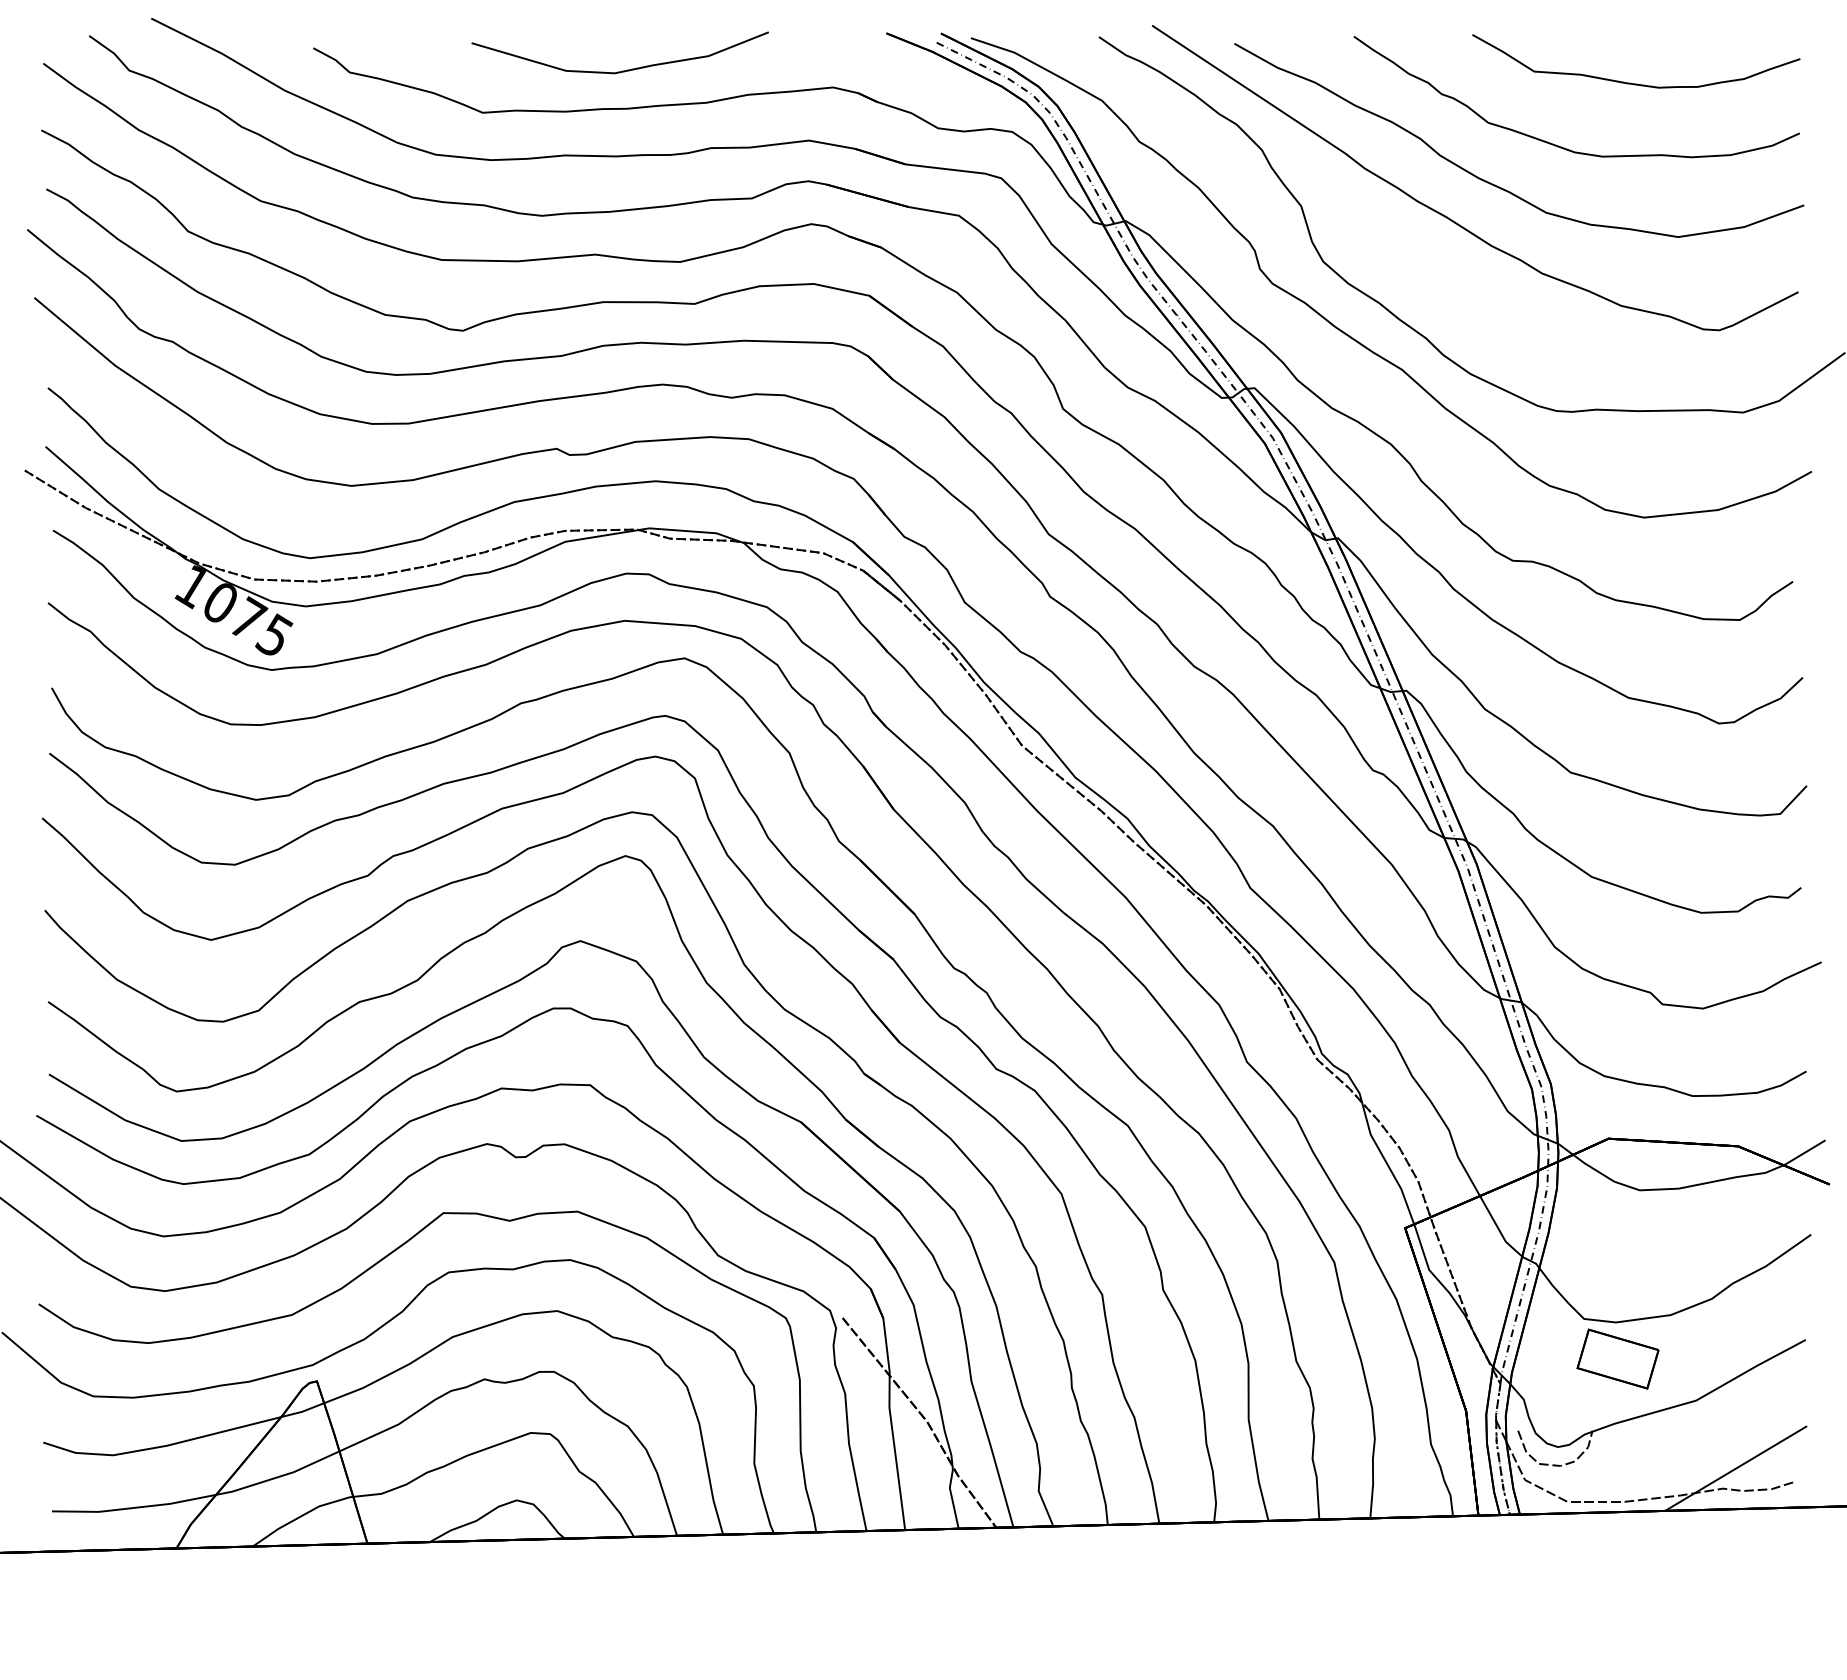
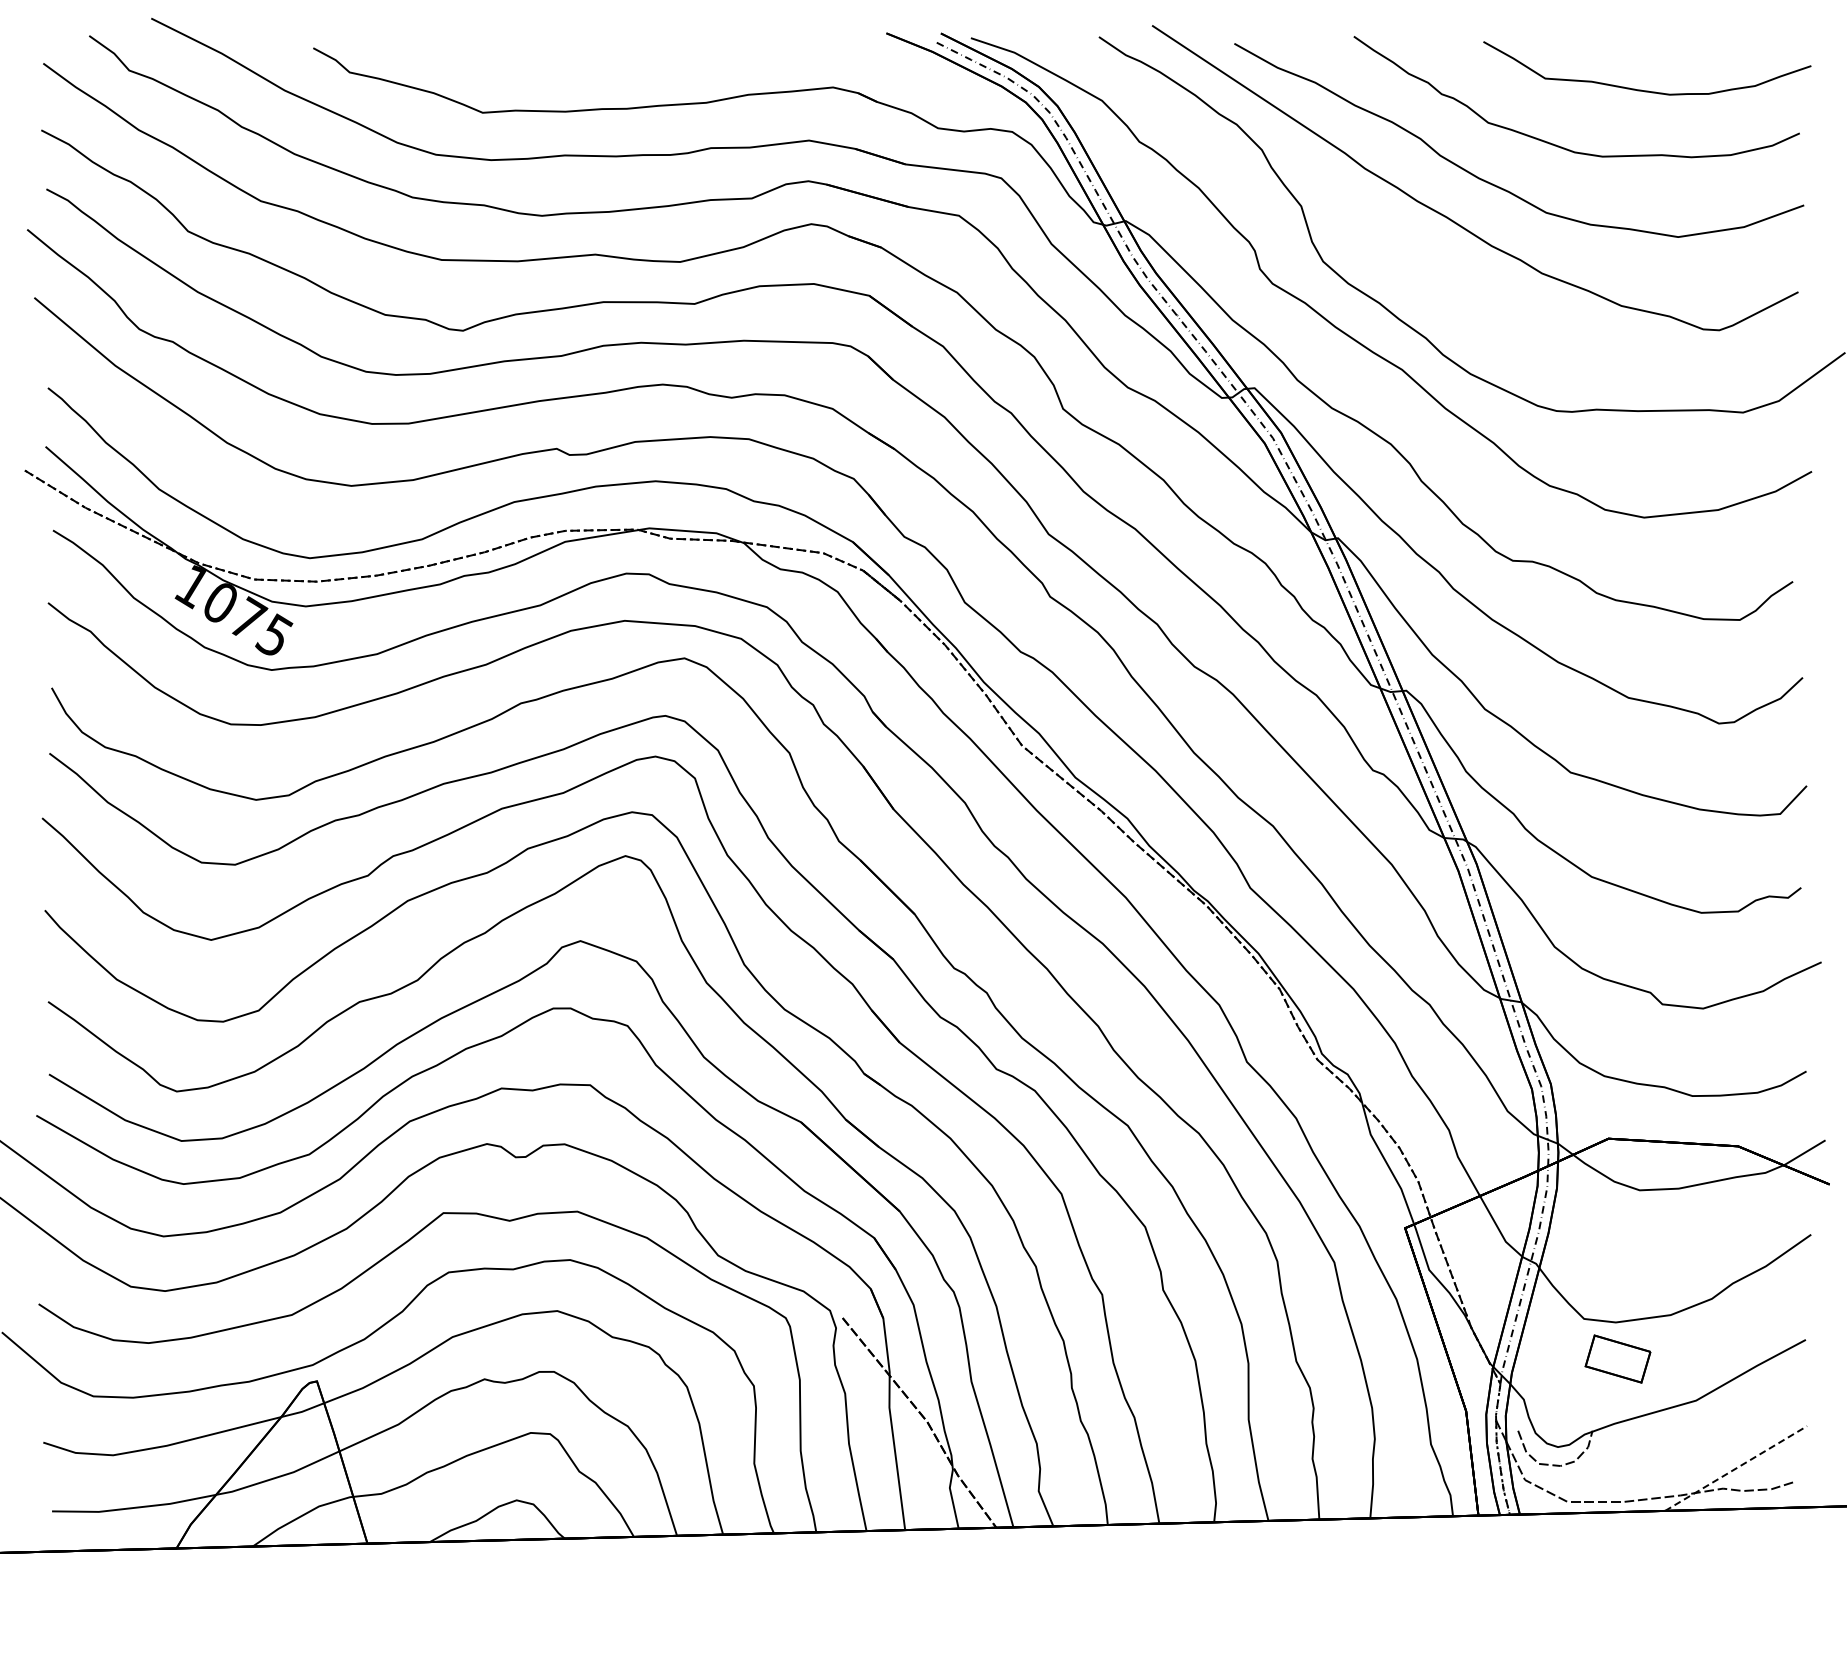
curve: present -> none (622, 70)
curve position: (1630, 82) -> (1641, 89) (1641, 89)
part size: 84x62 px -> 68x50 px (1617, 1358)
line: solid -> dashed (1736, 1468)
